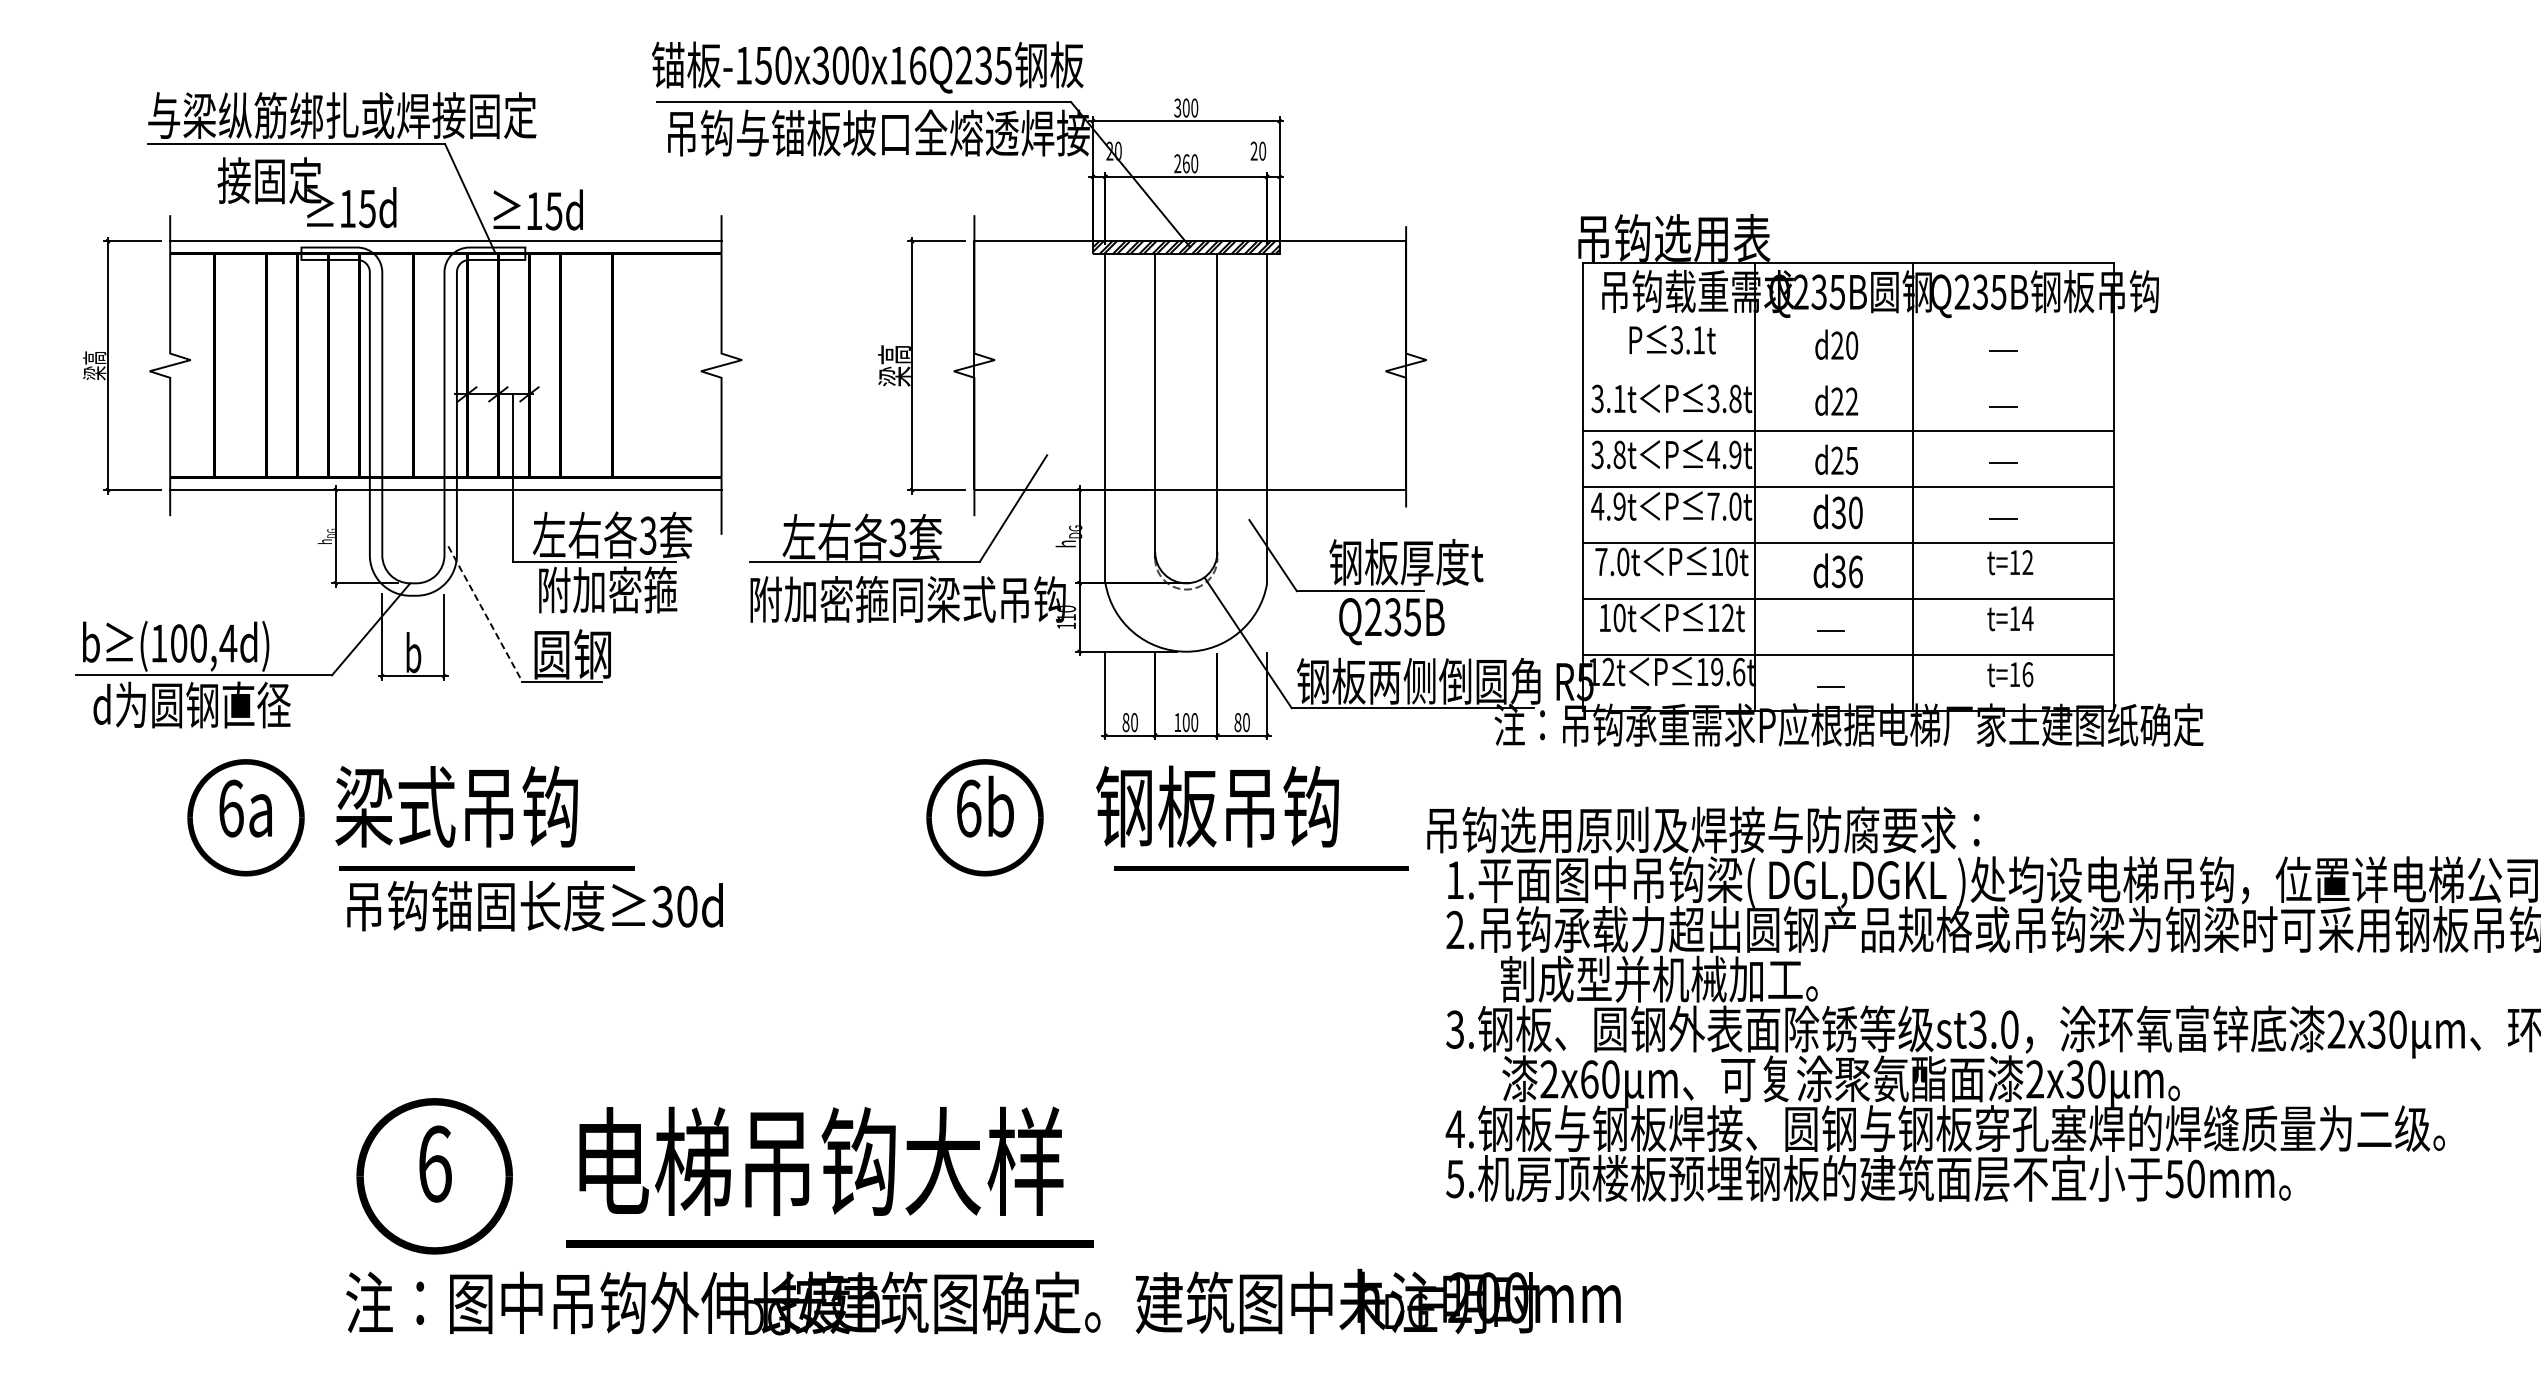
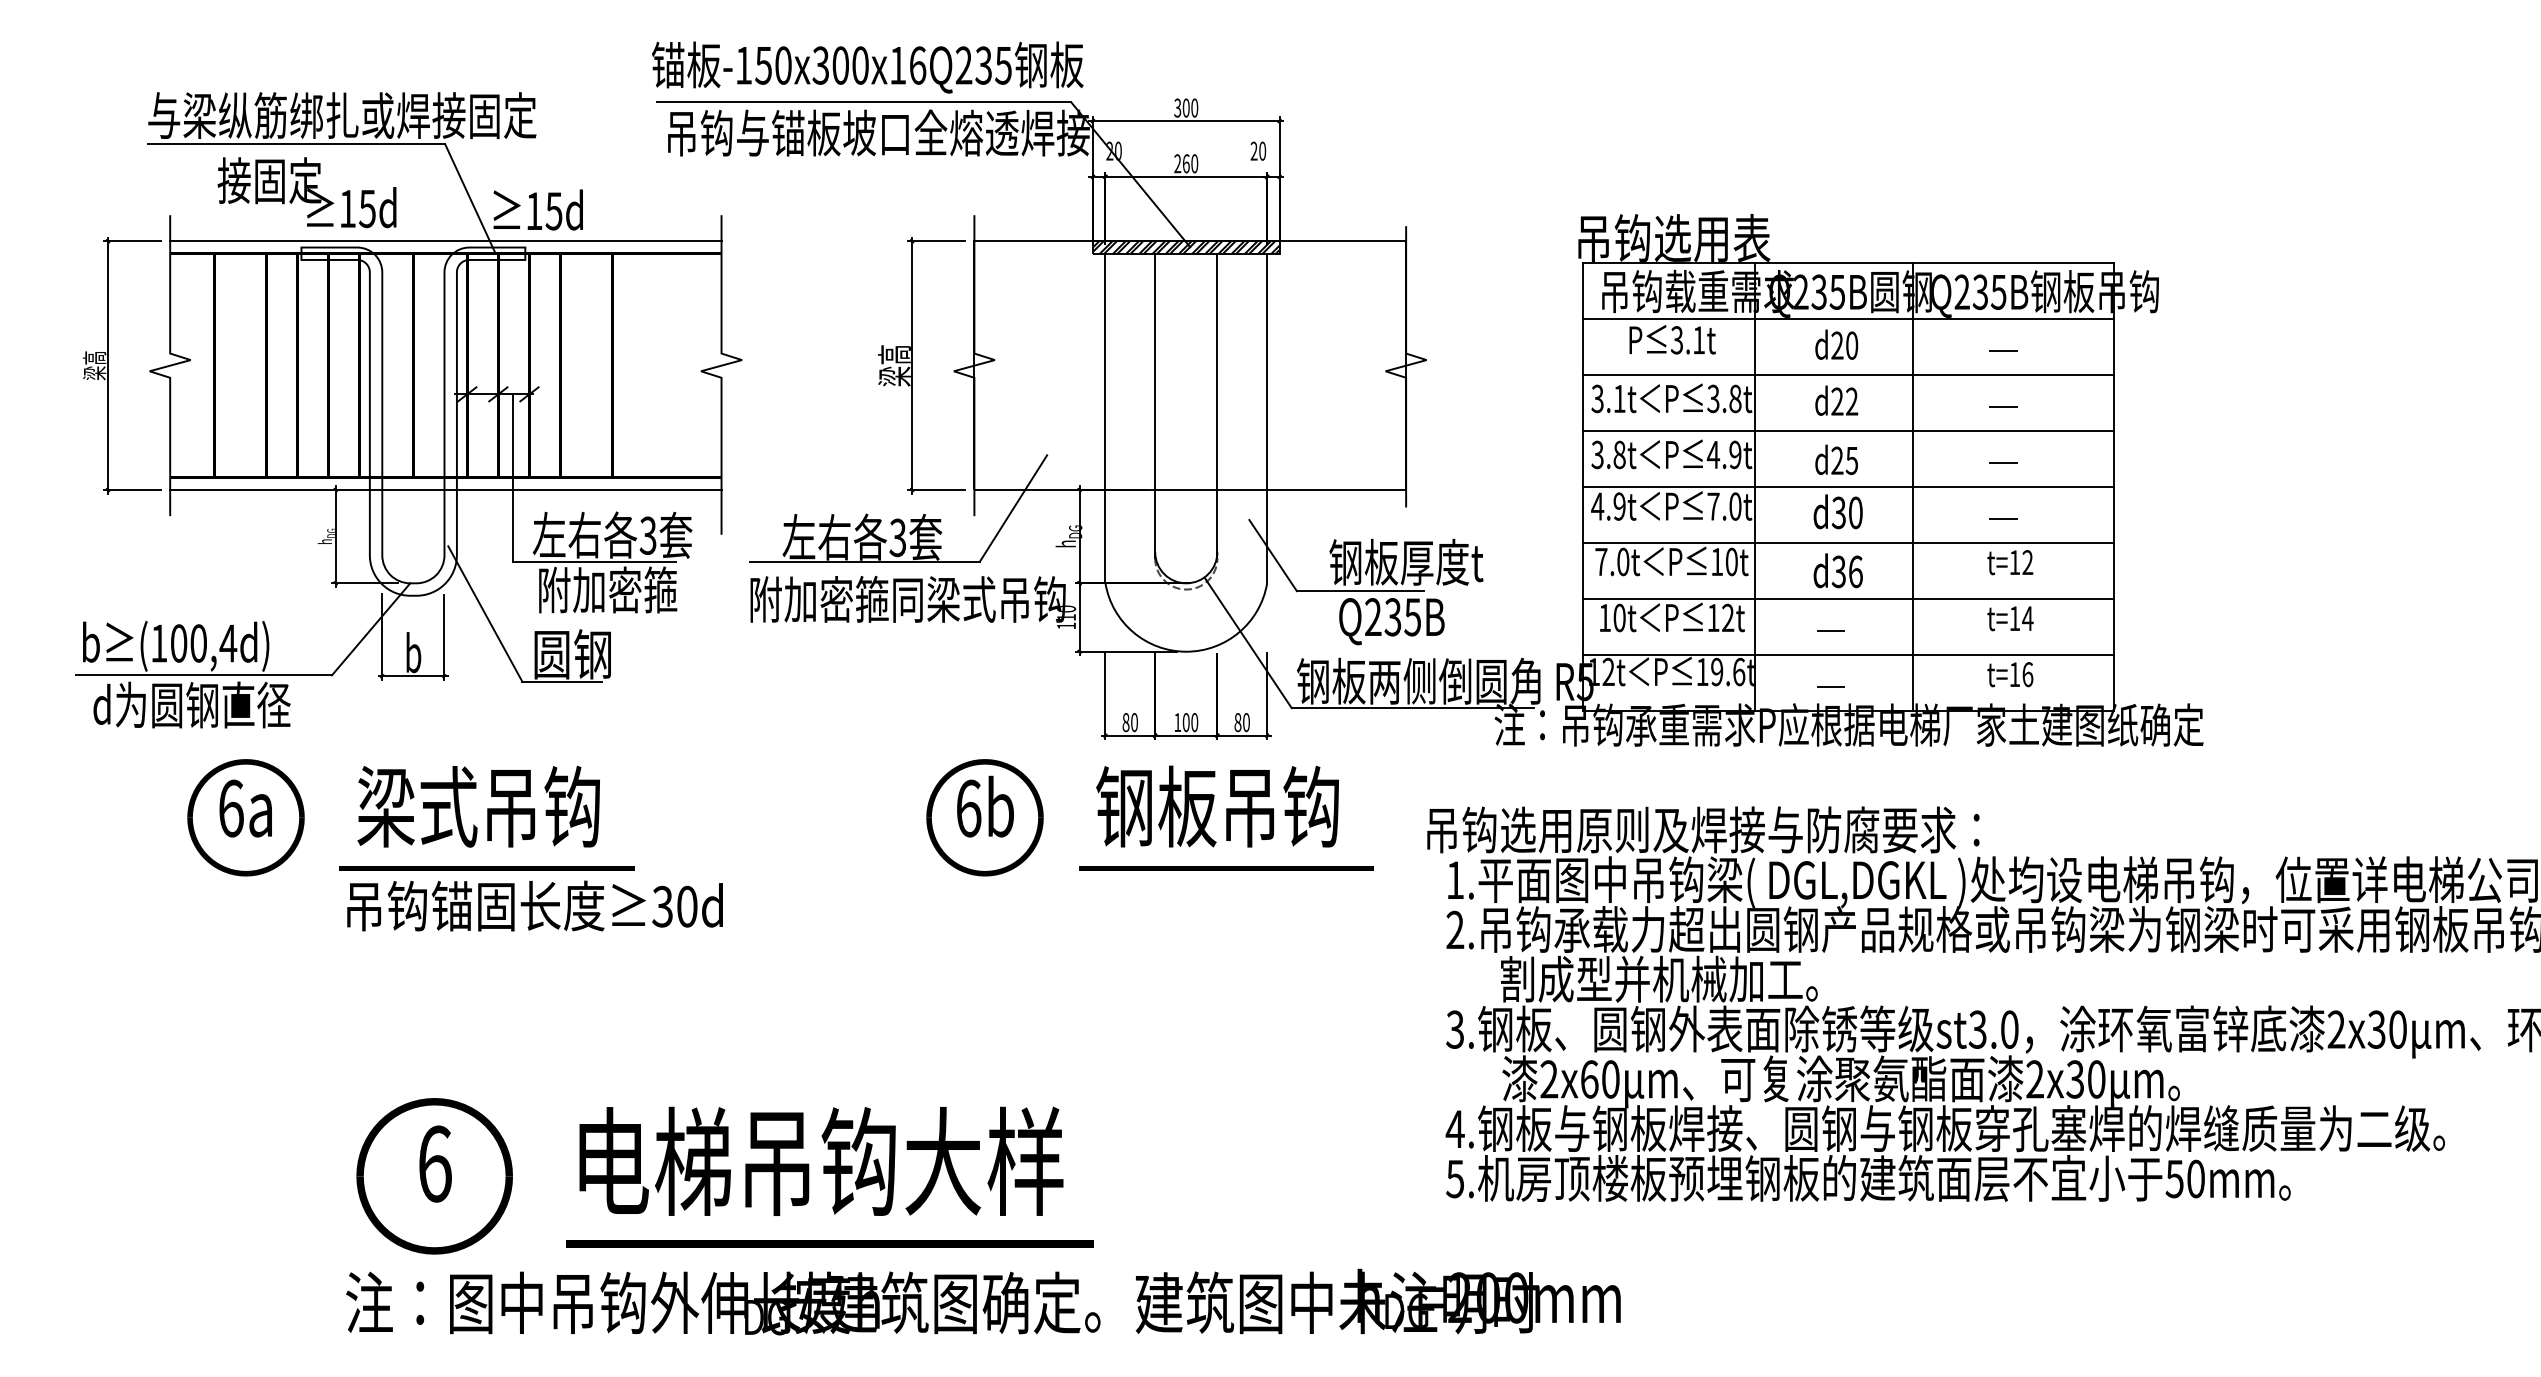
line: none -> present (1848, 319)
line: none -> present (1848, 375)
line: dashed -> solid (485, 614)
text position: (456, 806) -> (478, 806) (478, 806)
line position: (1261, 868) -> (1226, 868) (1226, 868)
